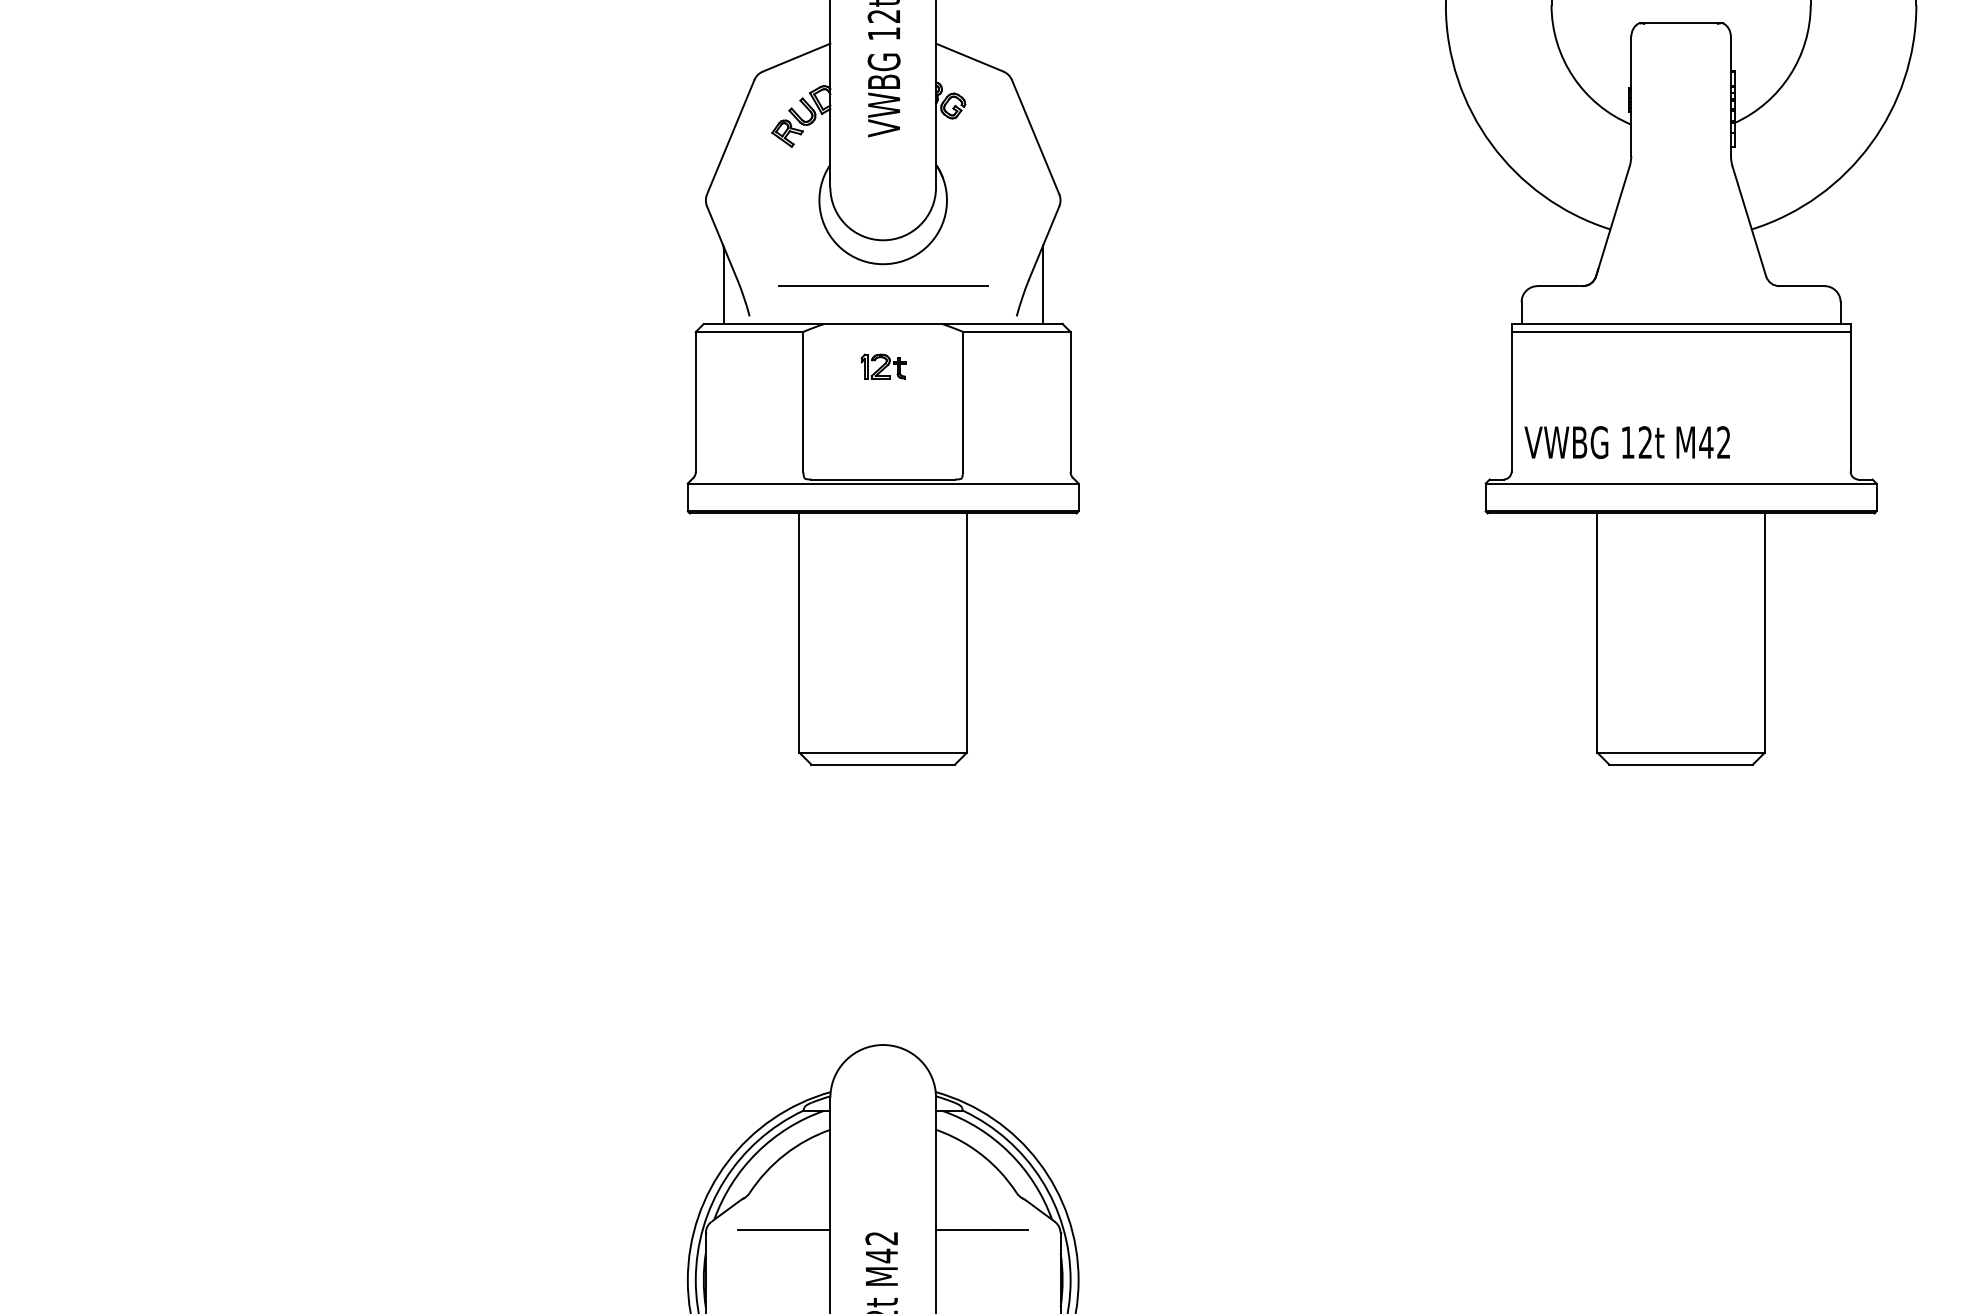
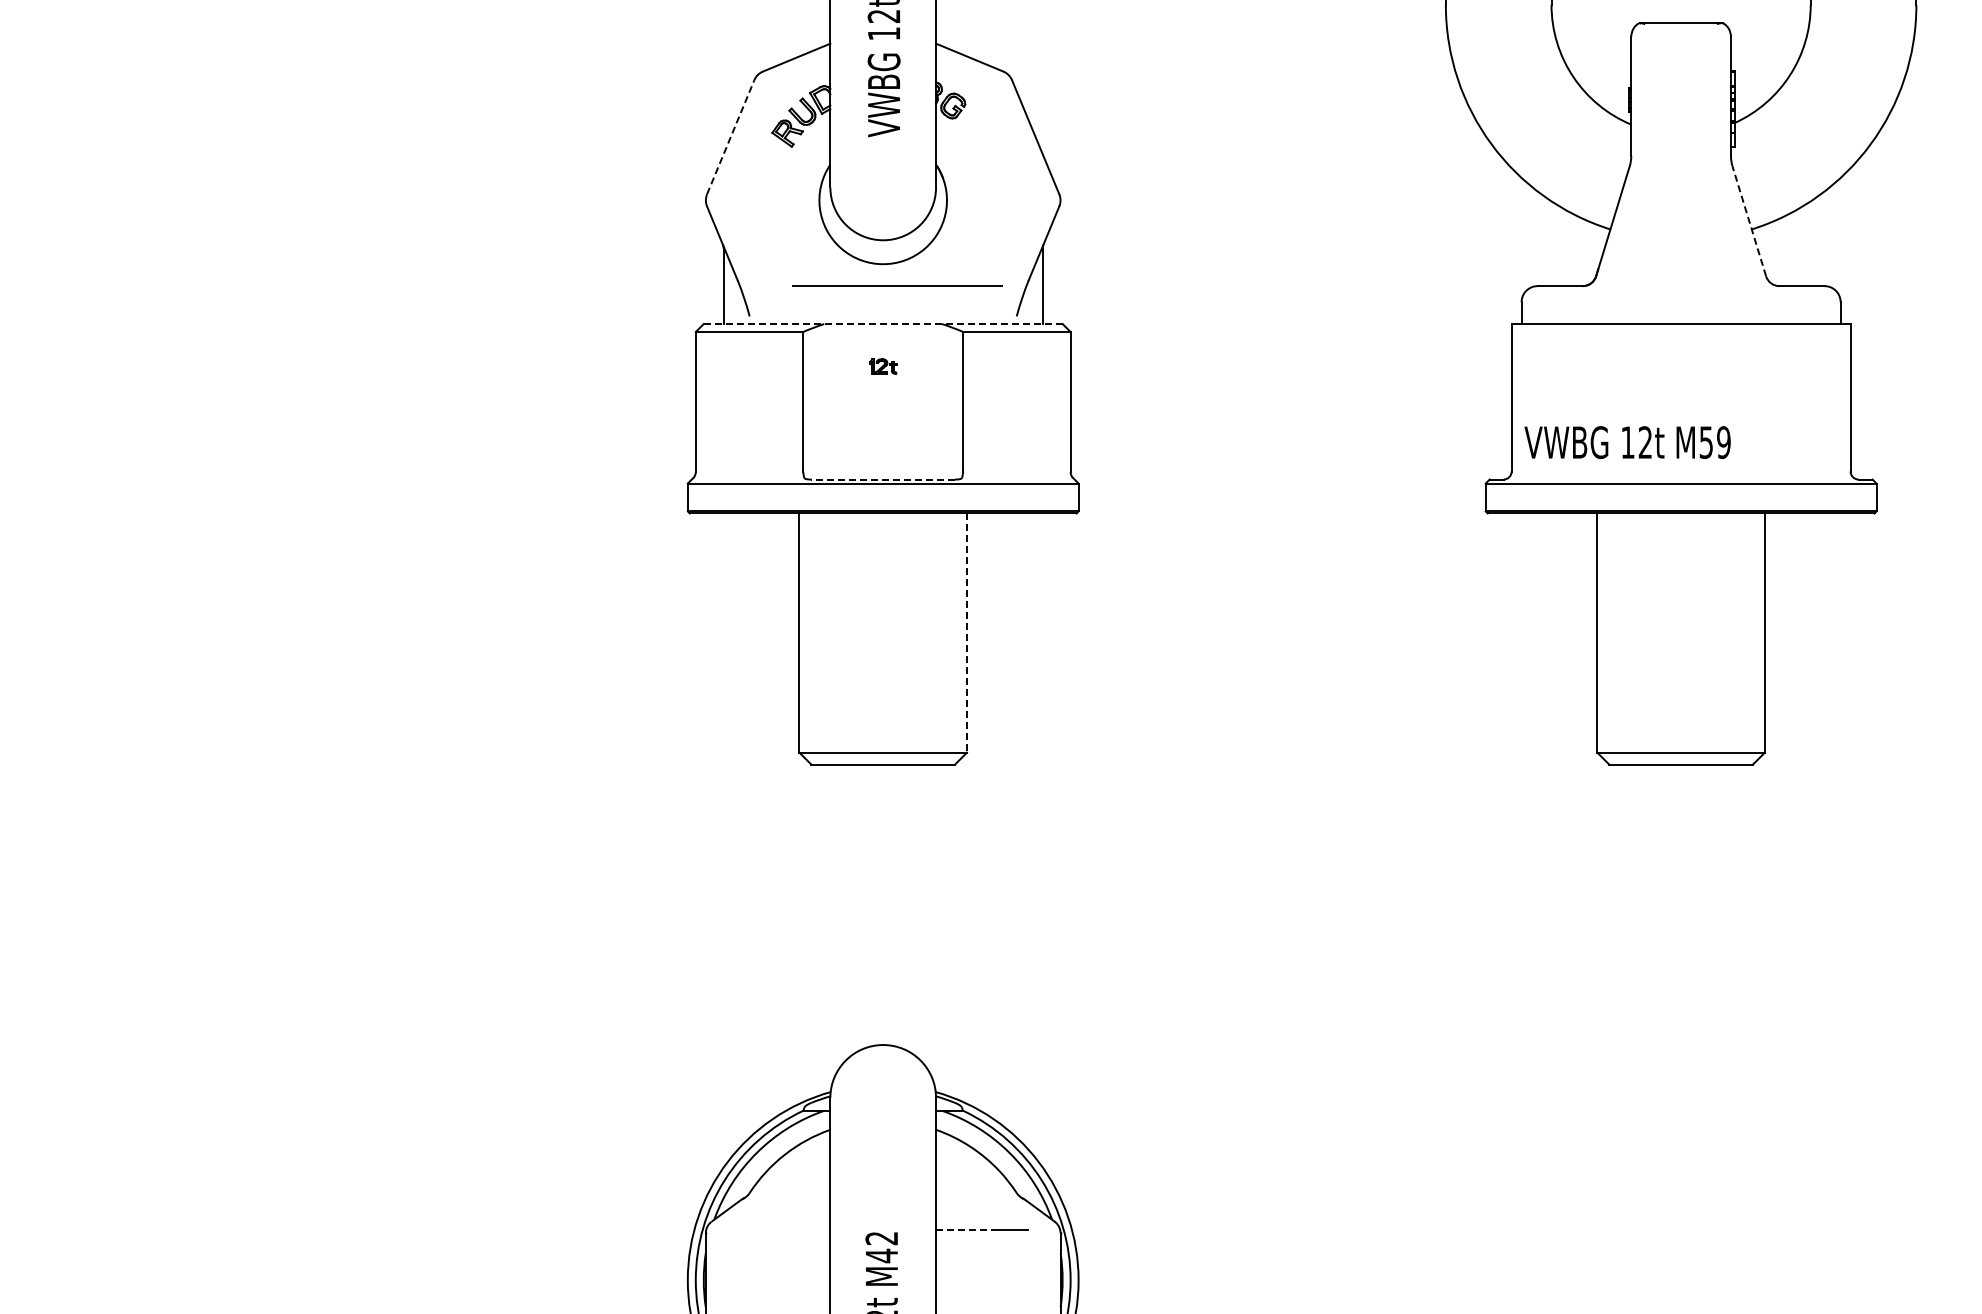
line: solid -> dashed (730, 137)
line: solid -> dashed (1749, 220)
line position: (883, 285) -> (897, 285) (897, 285)
line: solid -> dashed (883, 324)
line: present -> none (1680, 332)
part size: 47x27 px -> 29x17 px (883, 366)
text: M42 -> M59 (1714, 442)
line: solid -> dashed (883, 479)
line: solid -> dashed (966, 633)
line: present -> none (784, 1230)
line: solid -> dashed (966, 1230)
